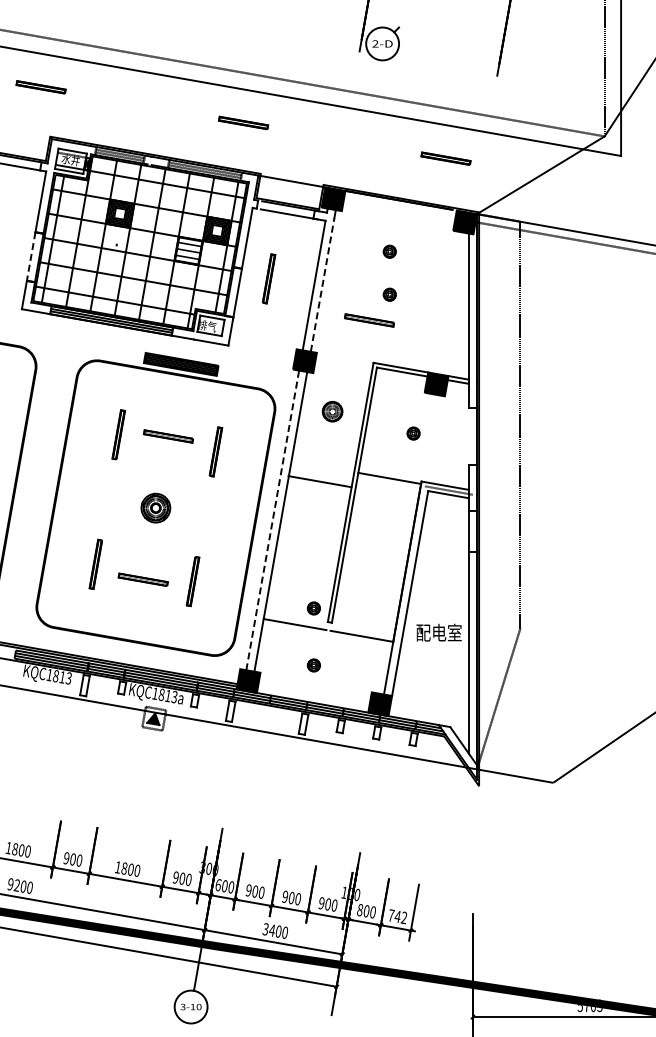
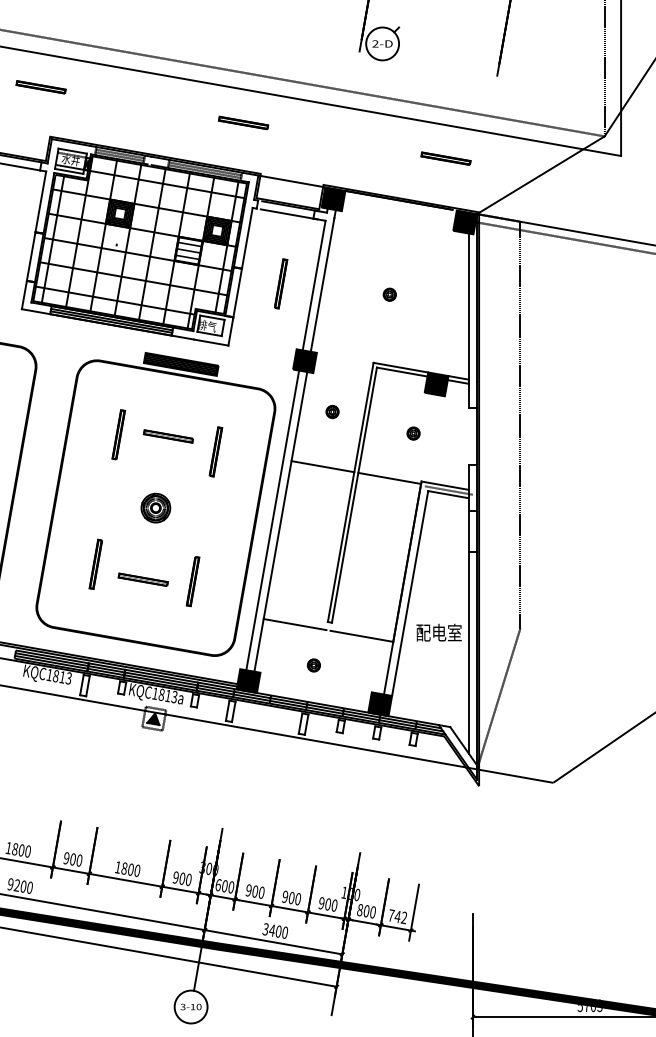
part: present -> none (389, 251)
line: dashed -> solid (31, 256)
part position: (269, 278) -> (281, 283) (281, 283)
line: dashed -> solid (322, 284)
part: present -> none (369, 320)
part size: 23x22 px -> 15x15 px (332, 412)
line position: (319, 481) -> (322, 466) (322, 466)
line: dashed -> solid (272, 519)
part: present -> none (313, 608)
